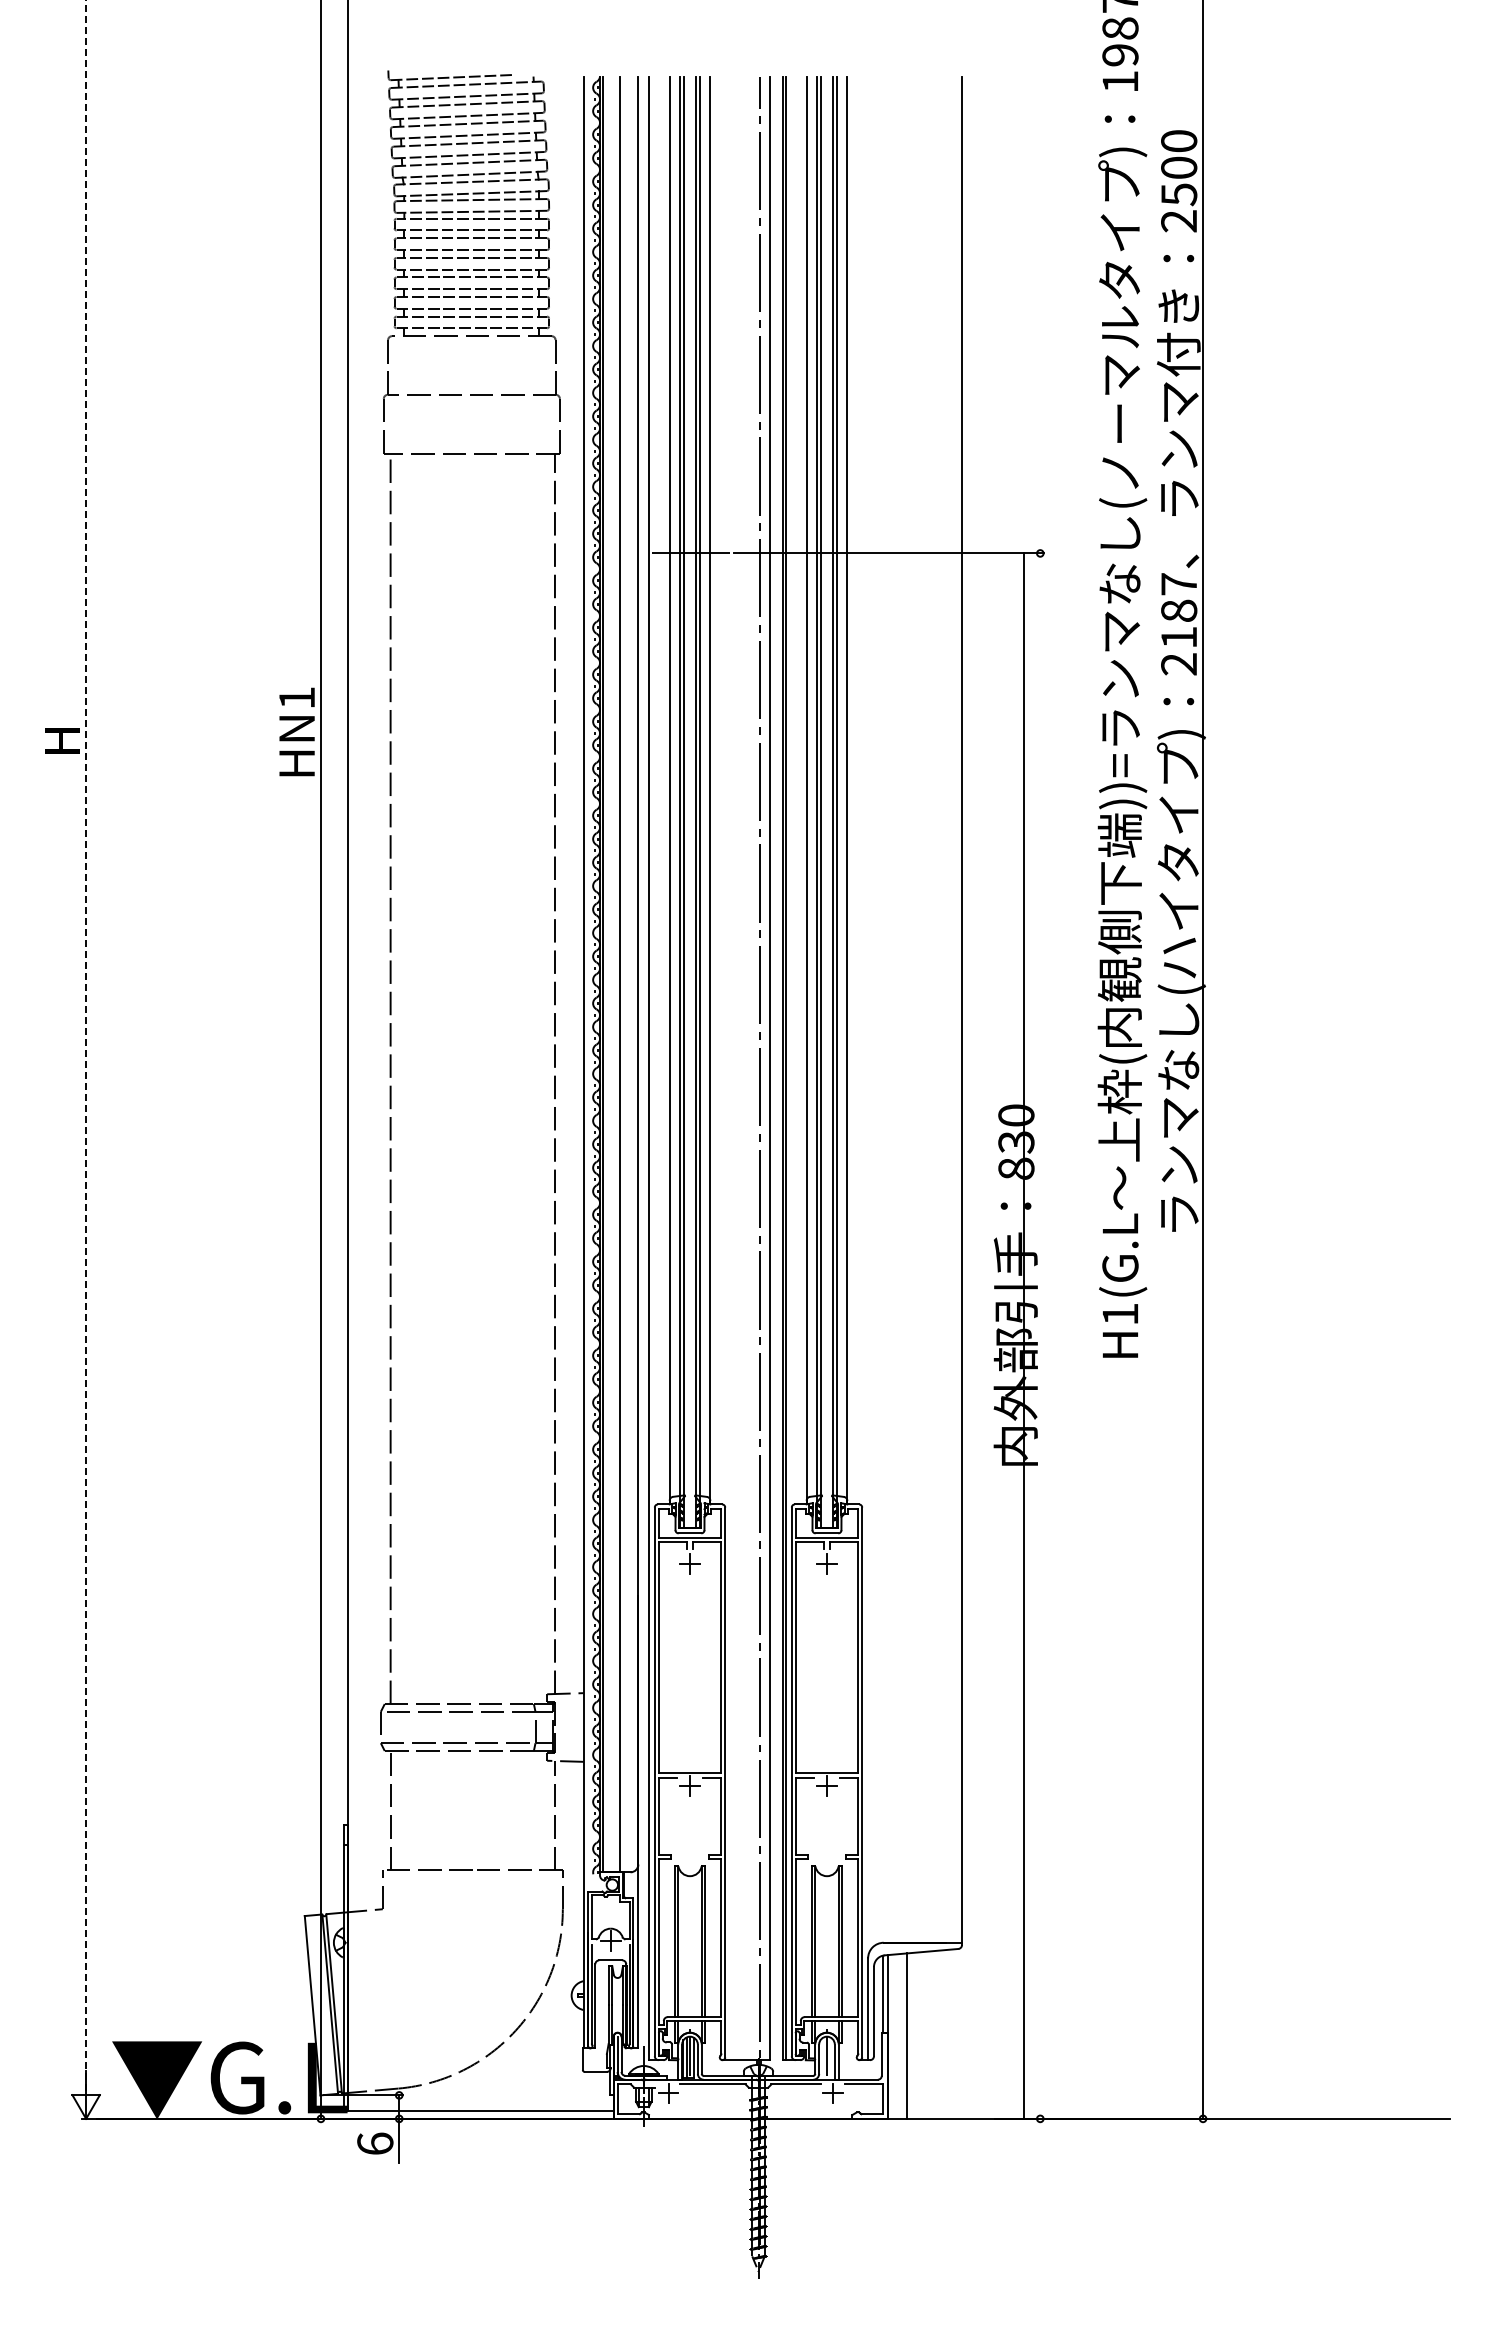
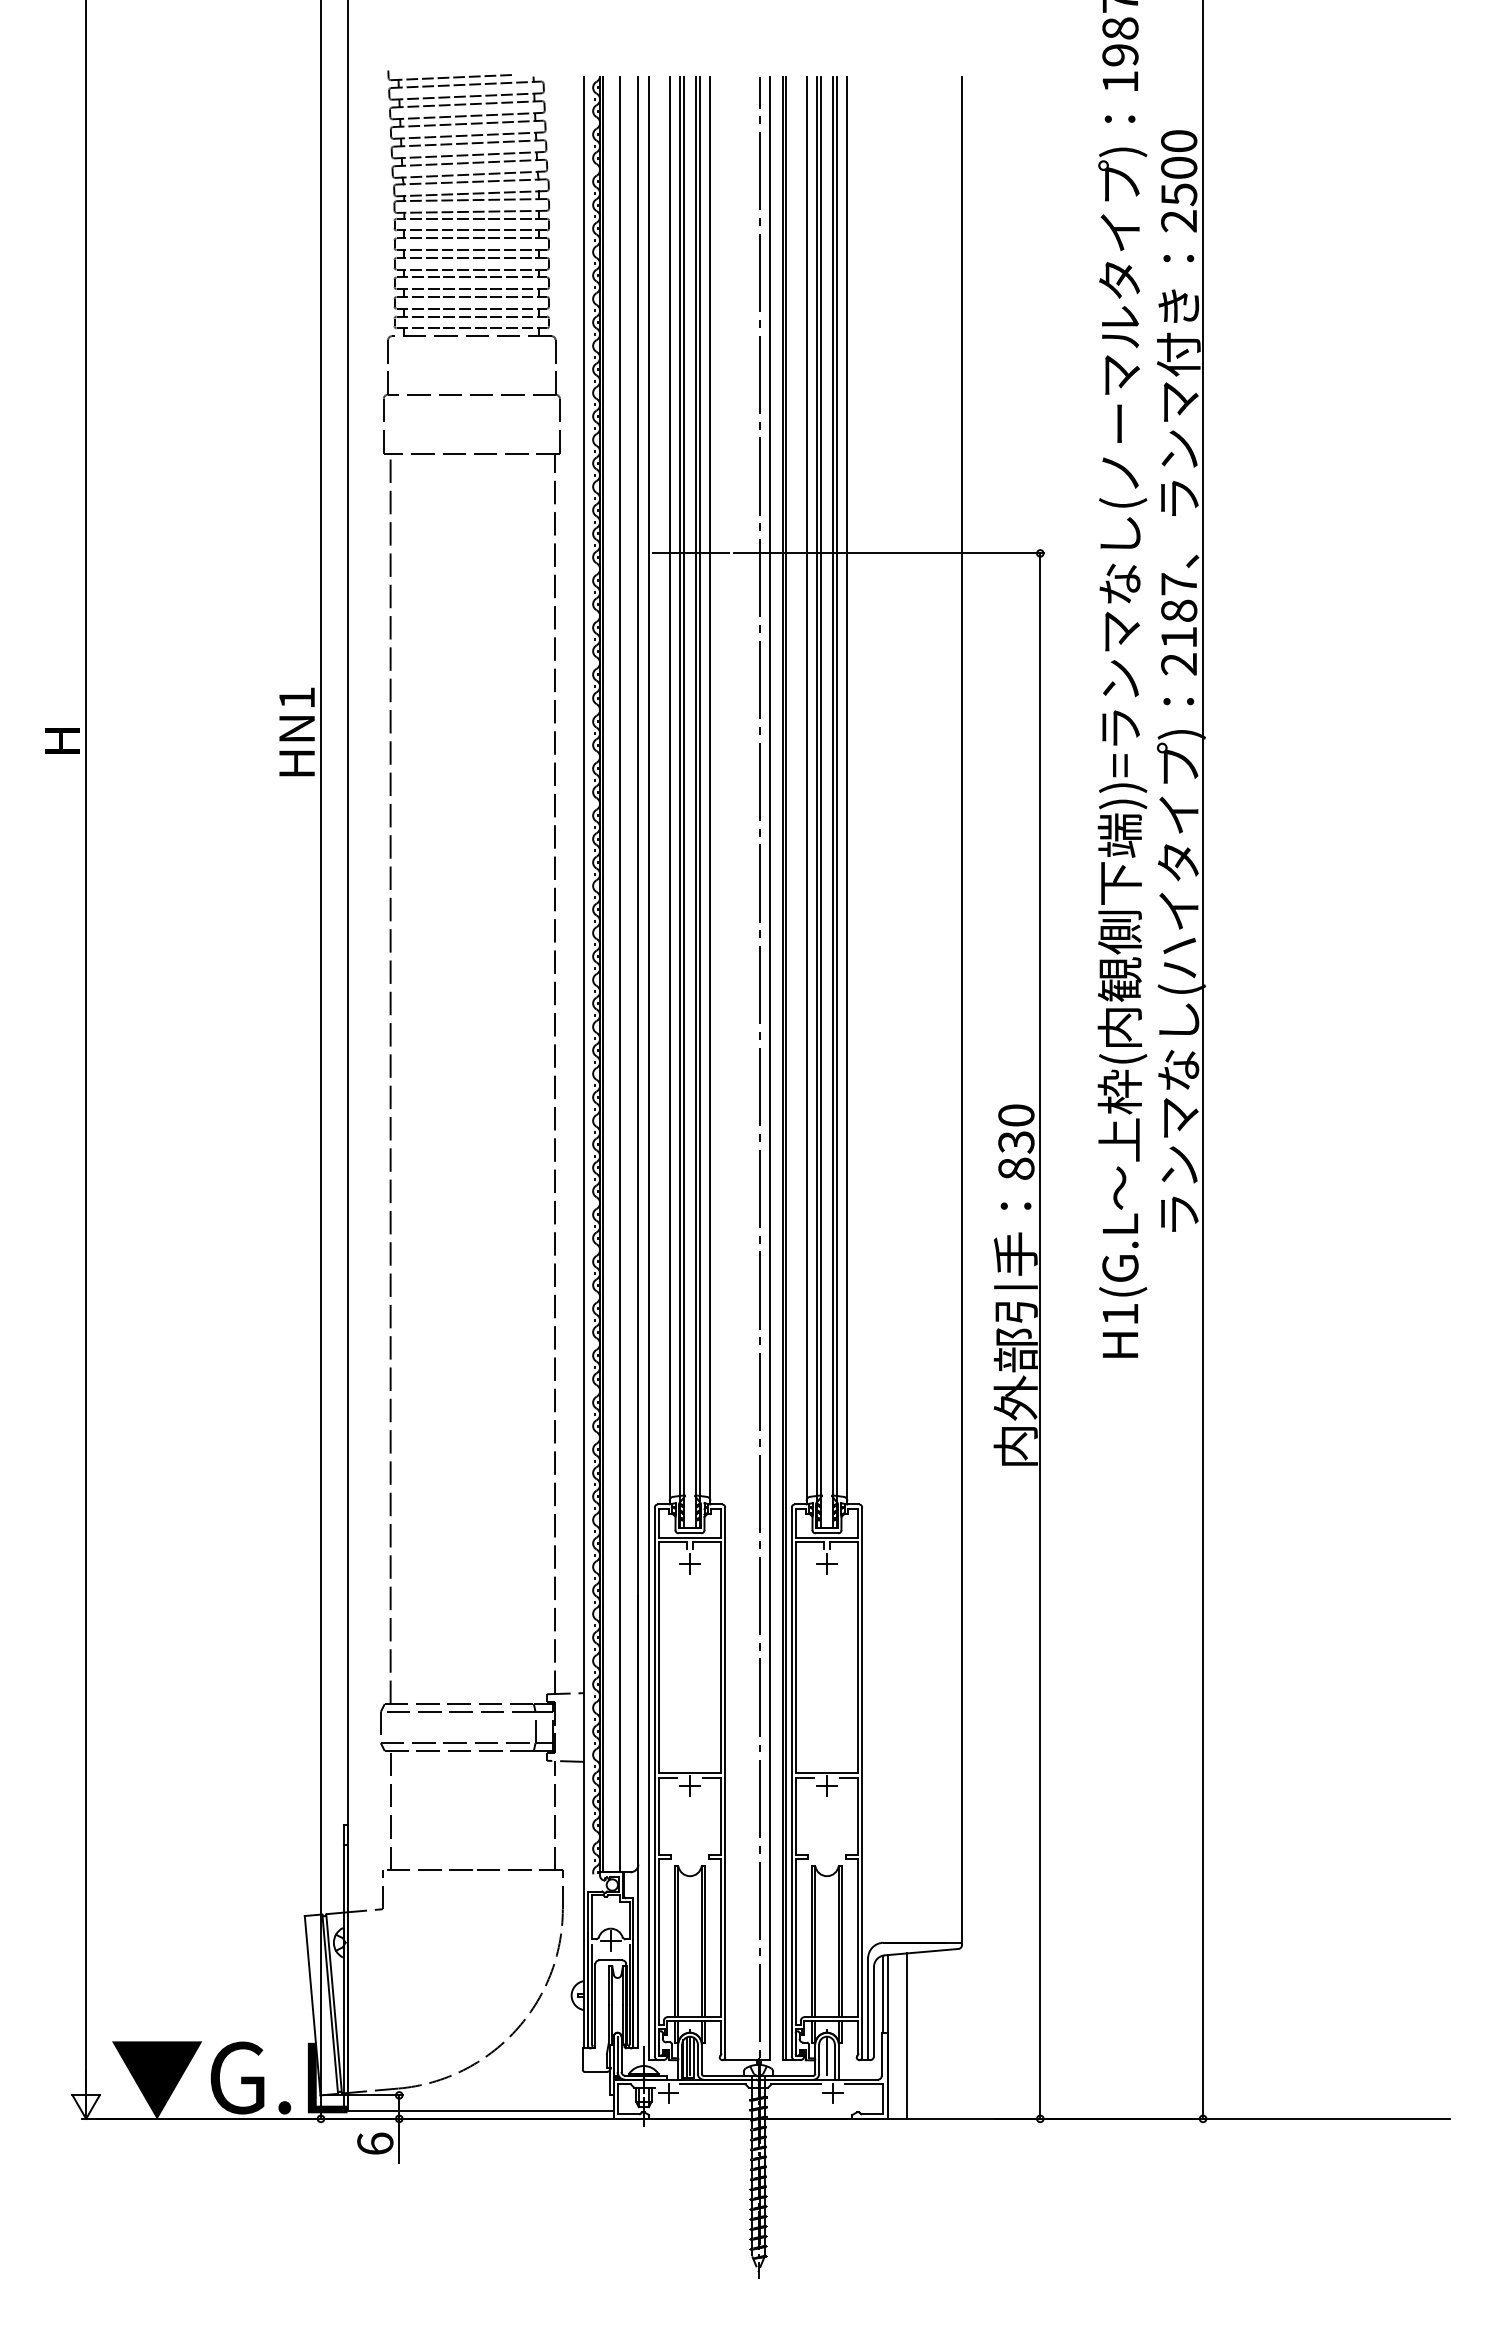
line: dashed -> solid (86, 1045)
line position: (1024, 1335) -> (1040, 1335) (1040, 1335)
